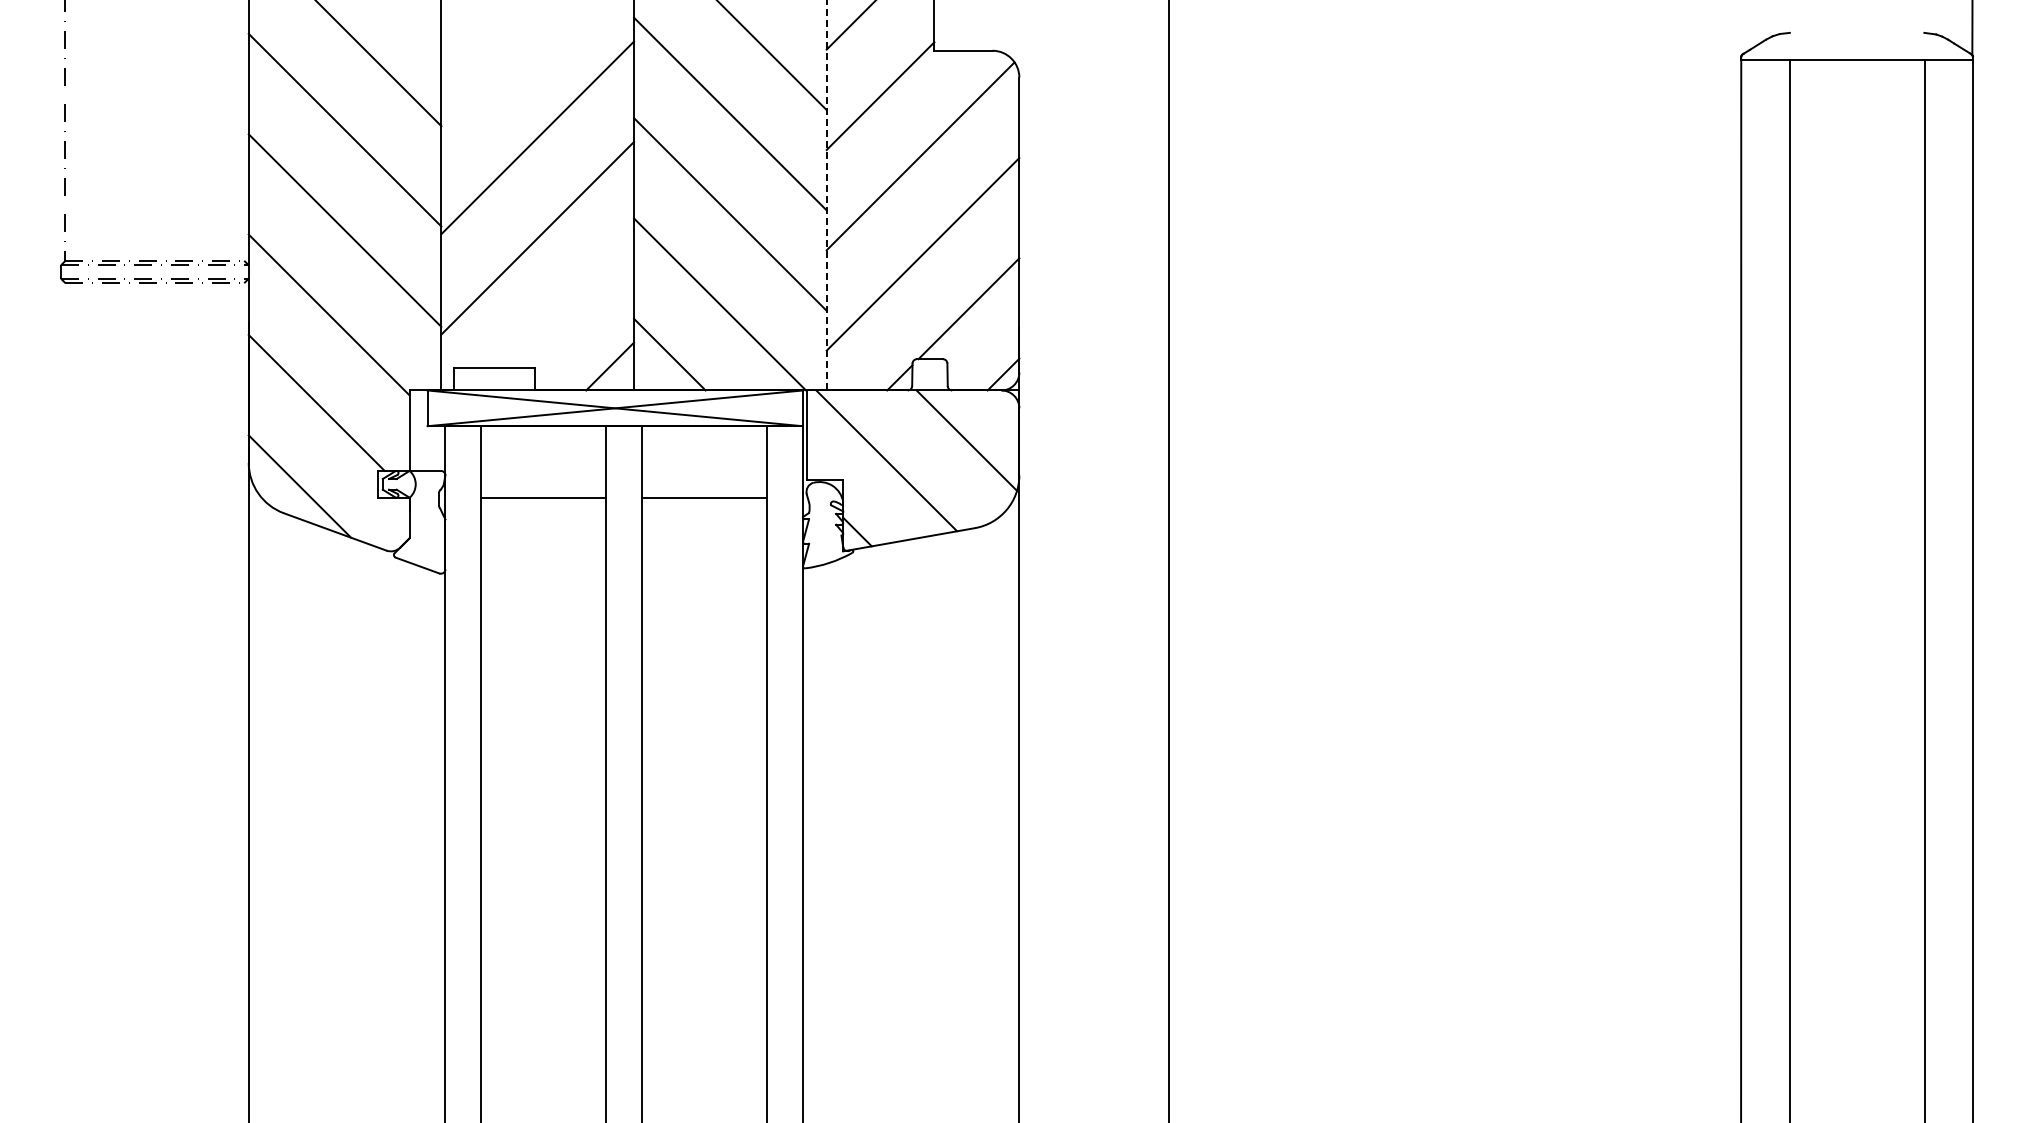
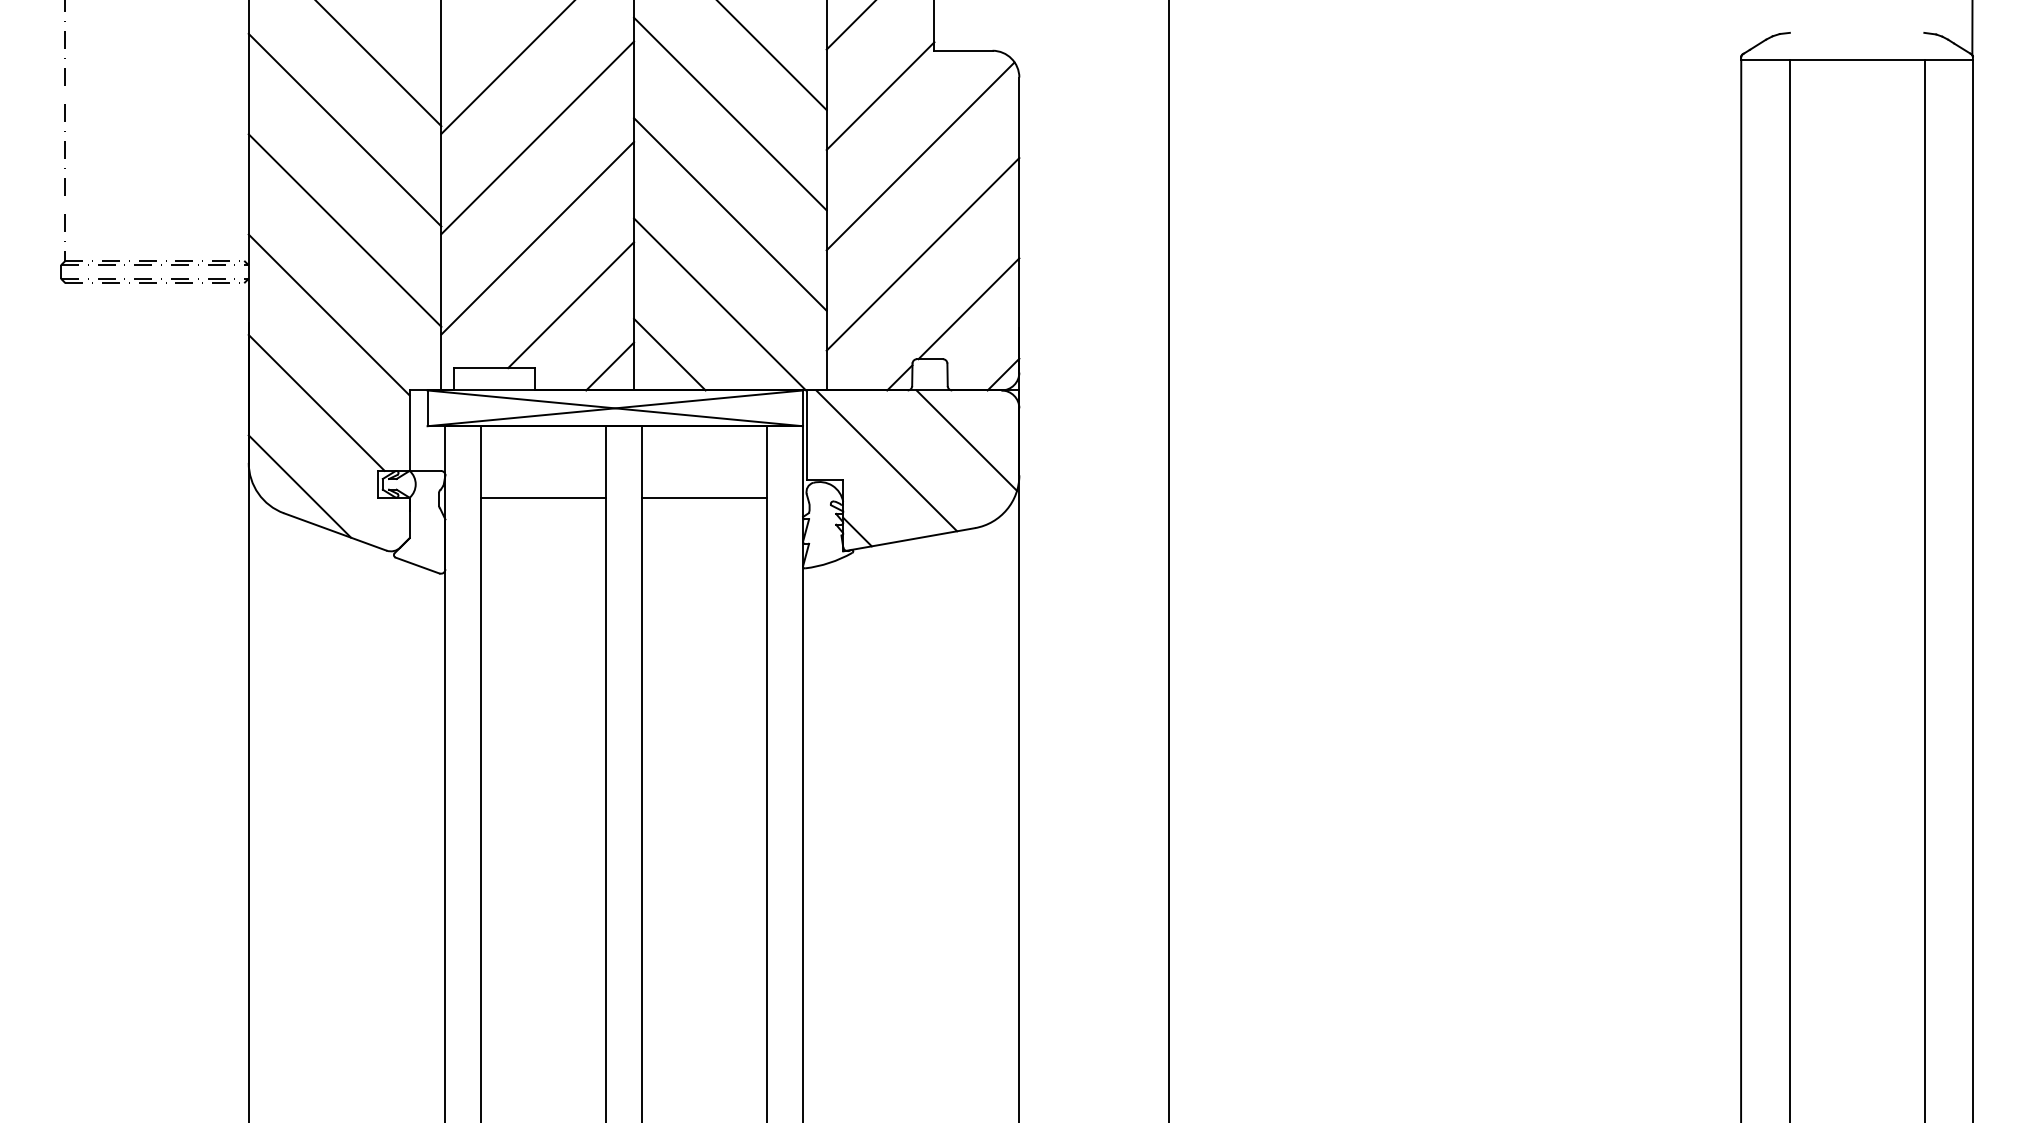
line: none -> present (507, 67)
line: dashed -> solid (826, 195)
line: none -> present (571, 305)
